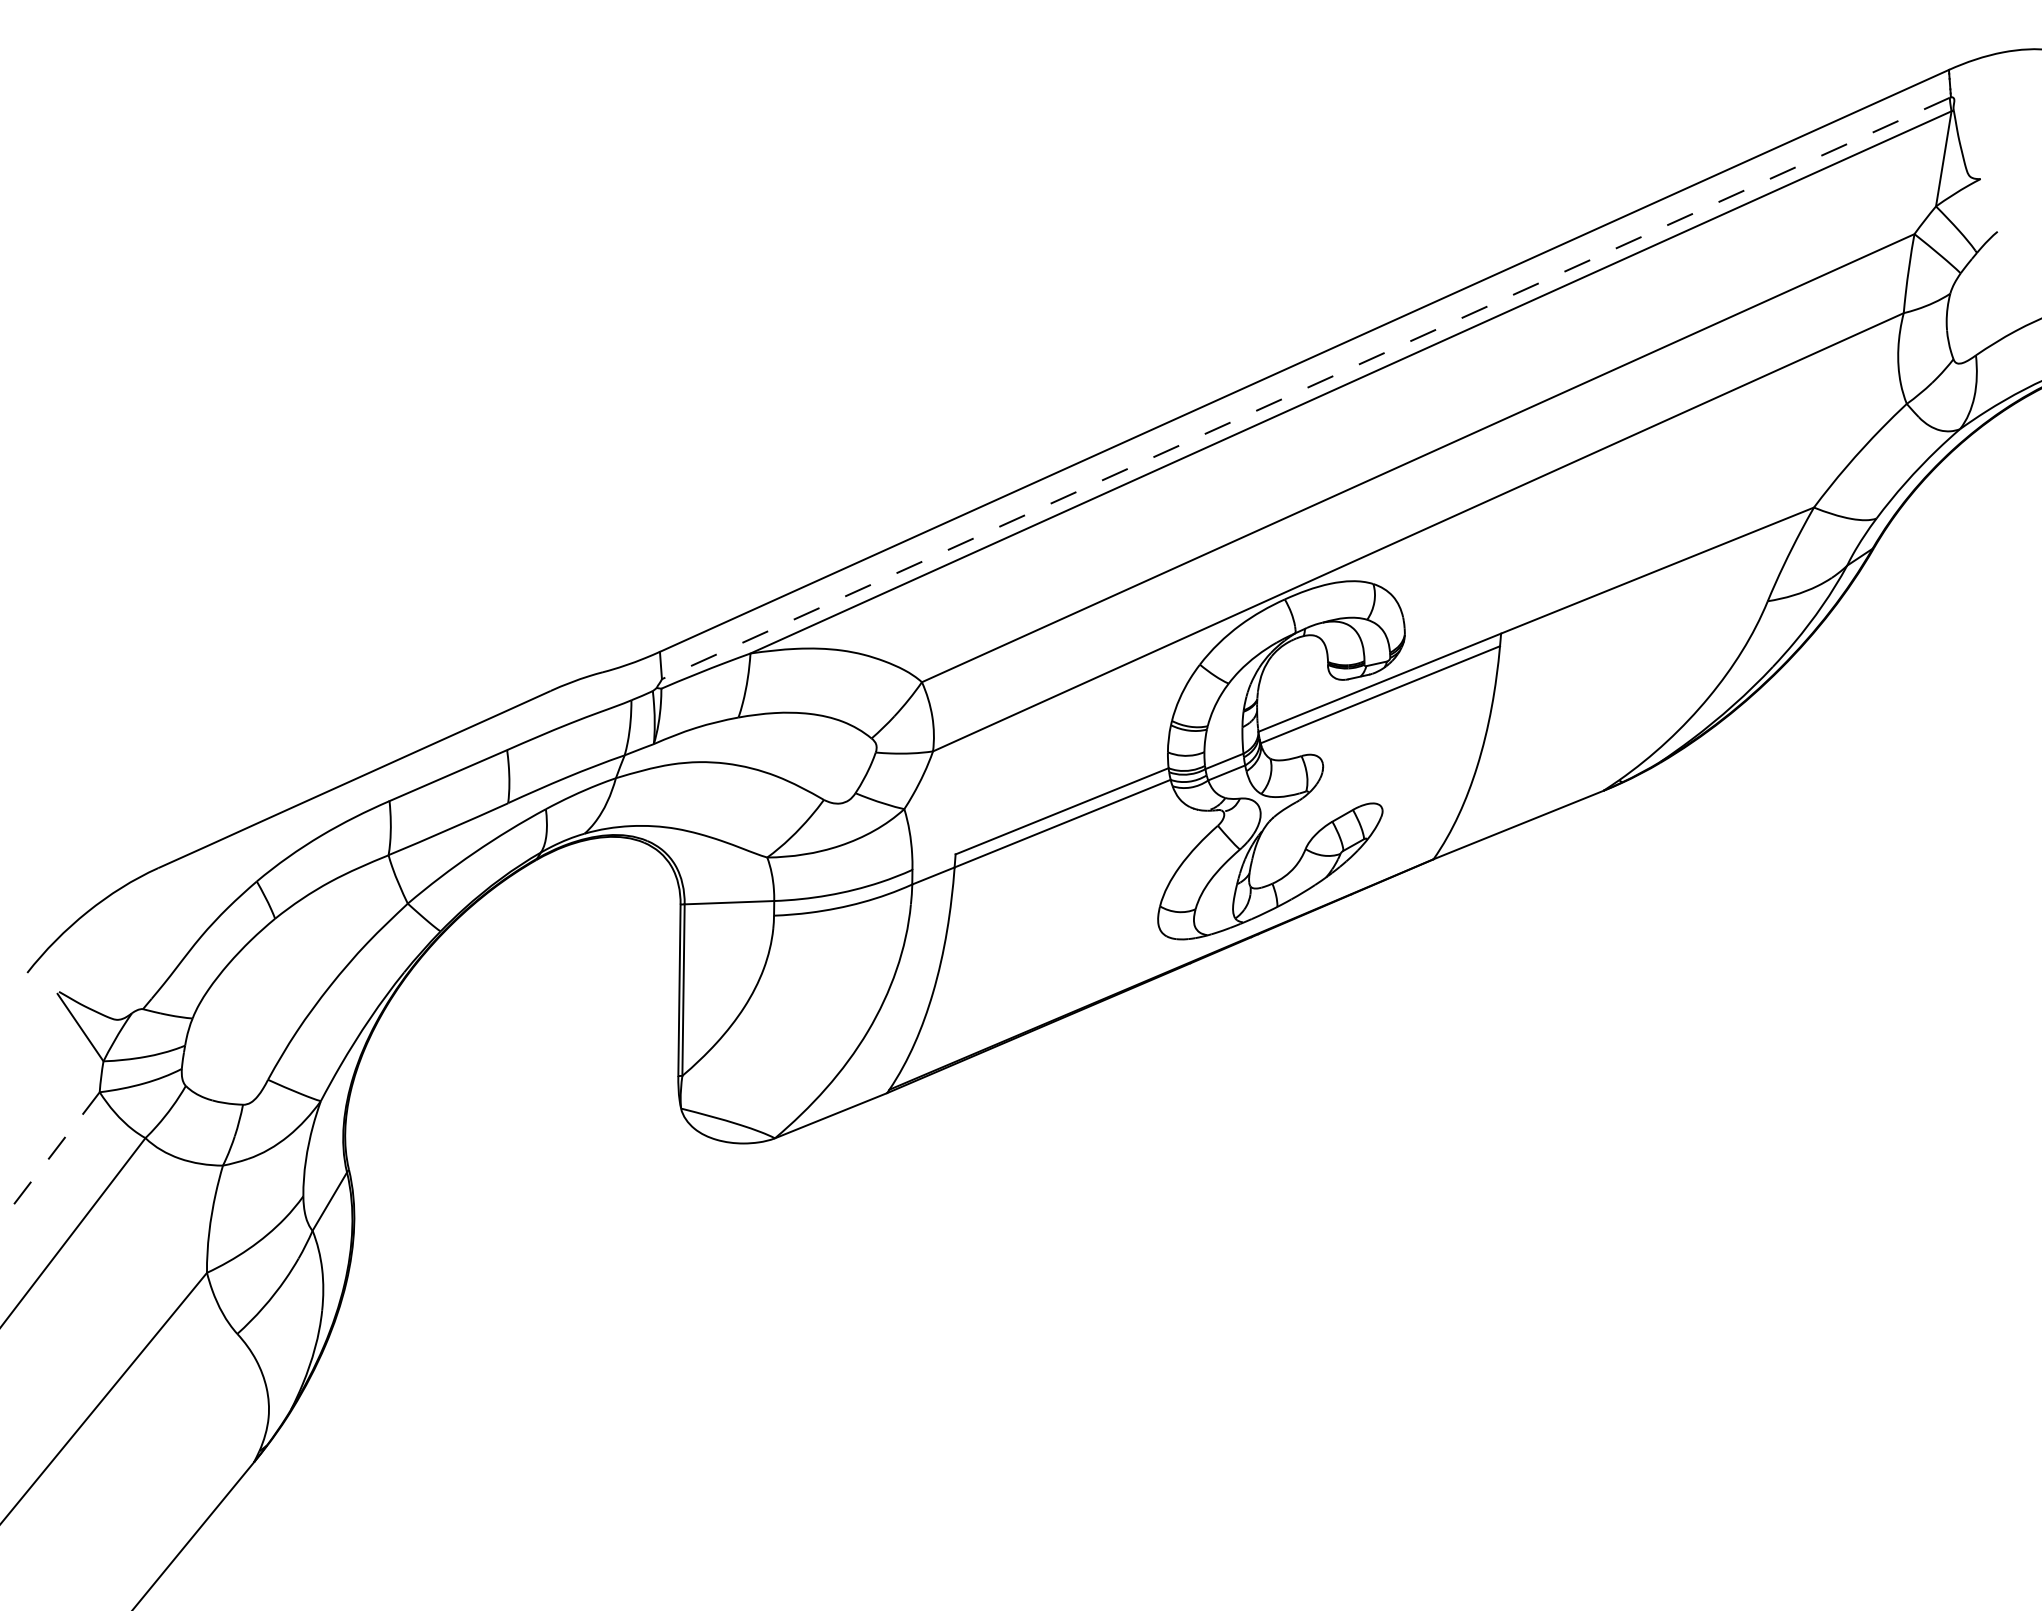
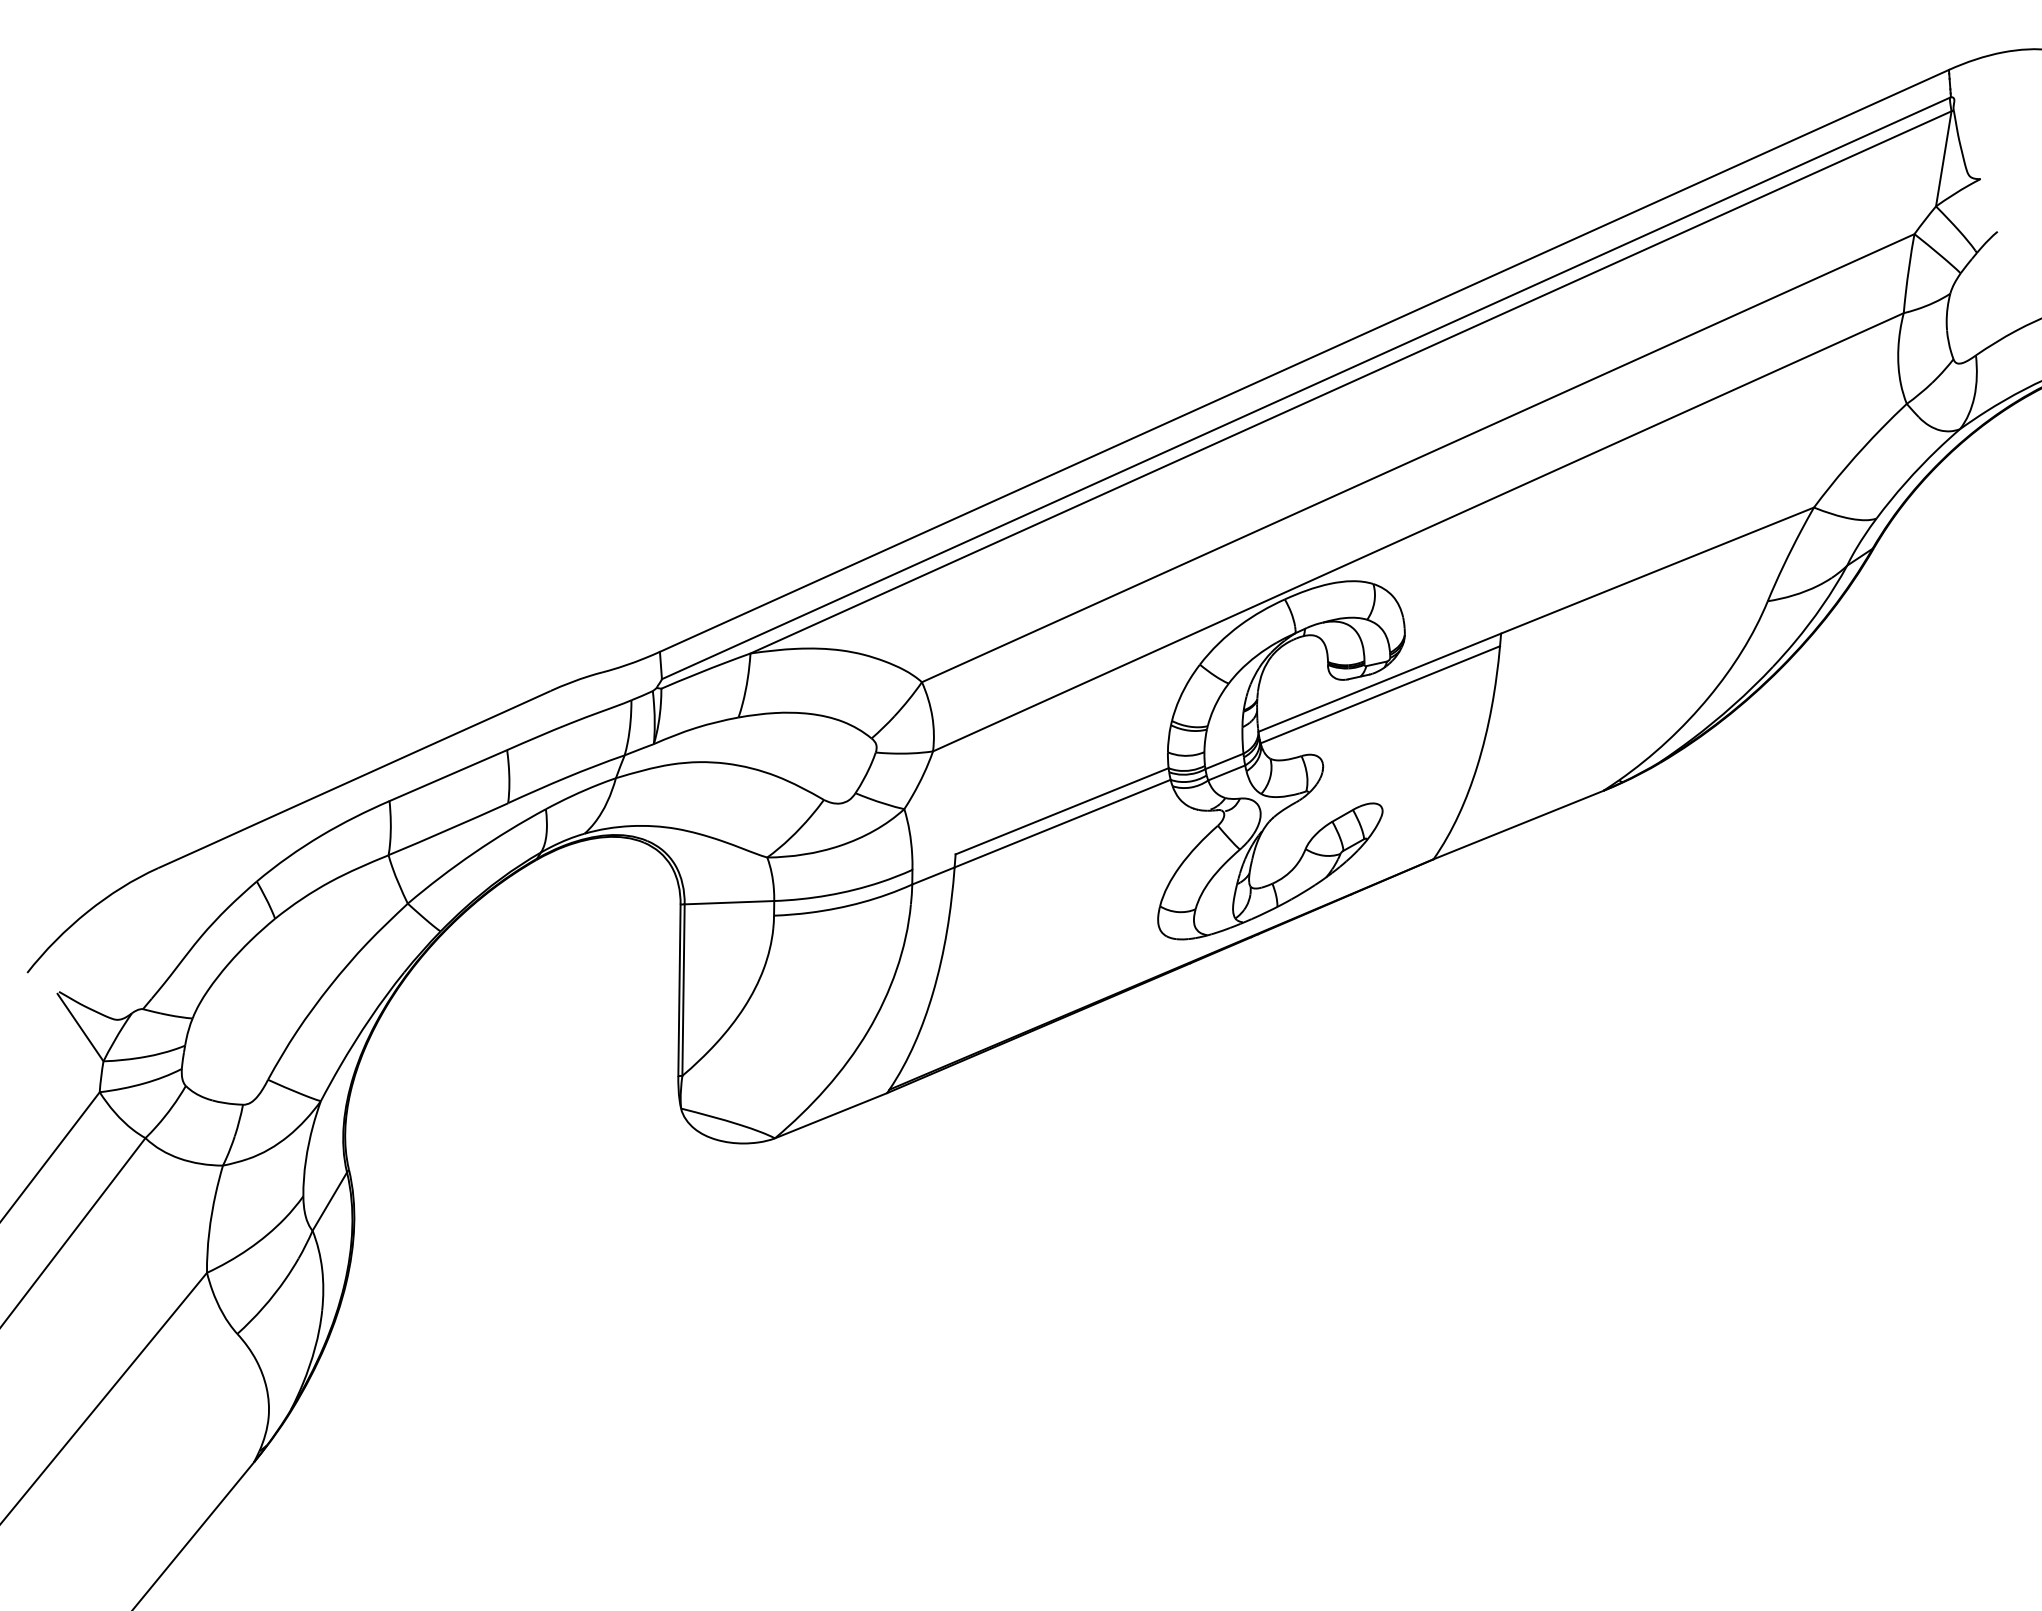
line: dashed -> solid (1305, 388)
line: dashed -> solid (49, 1157)
